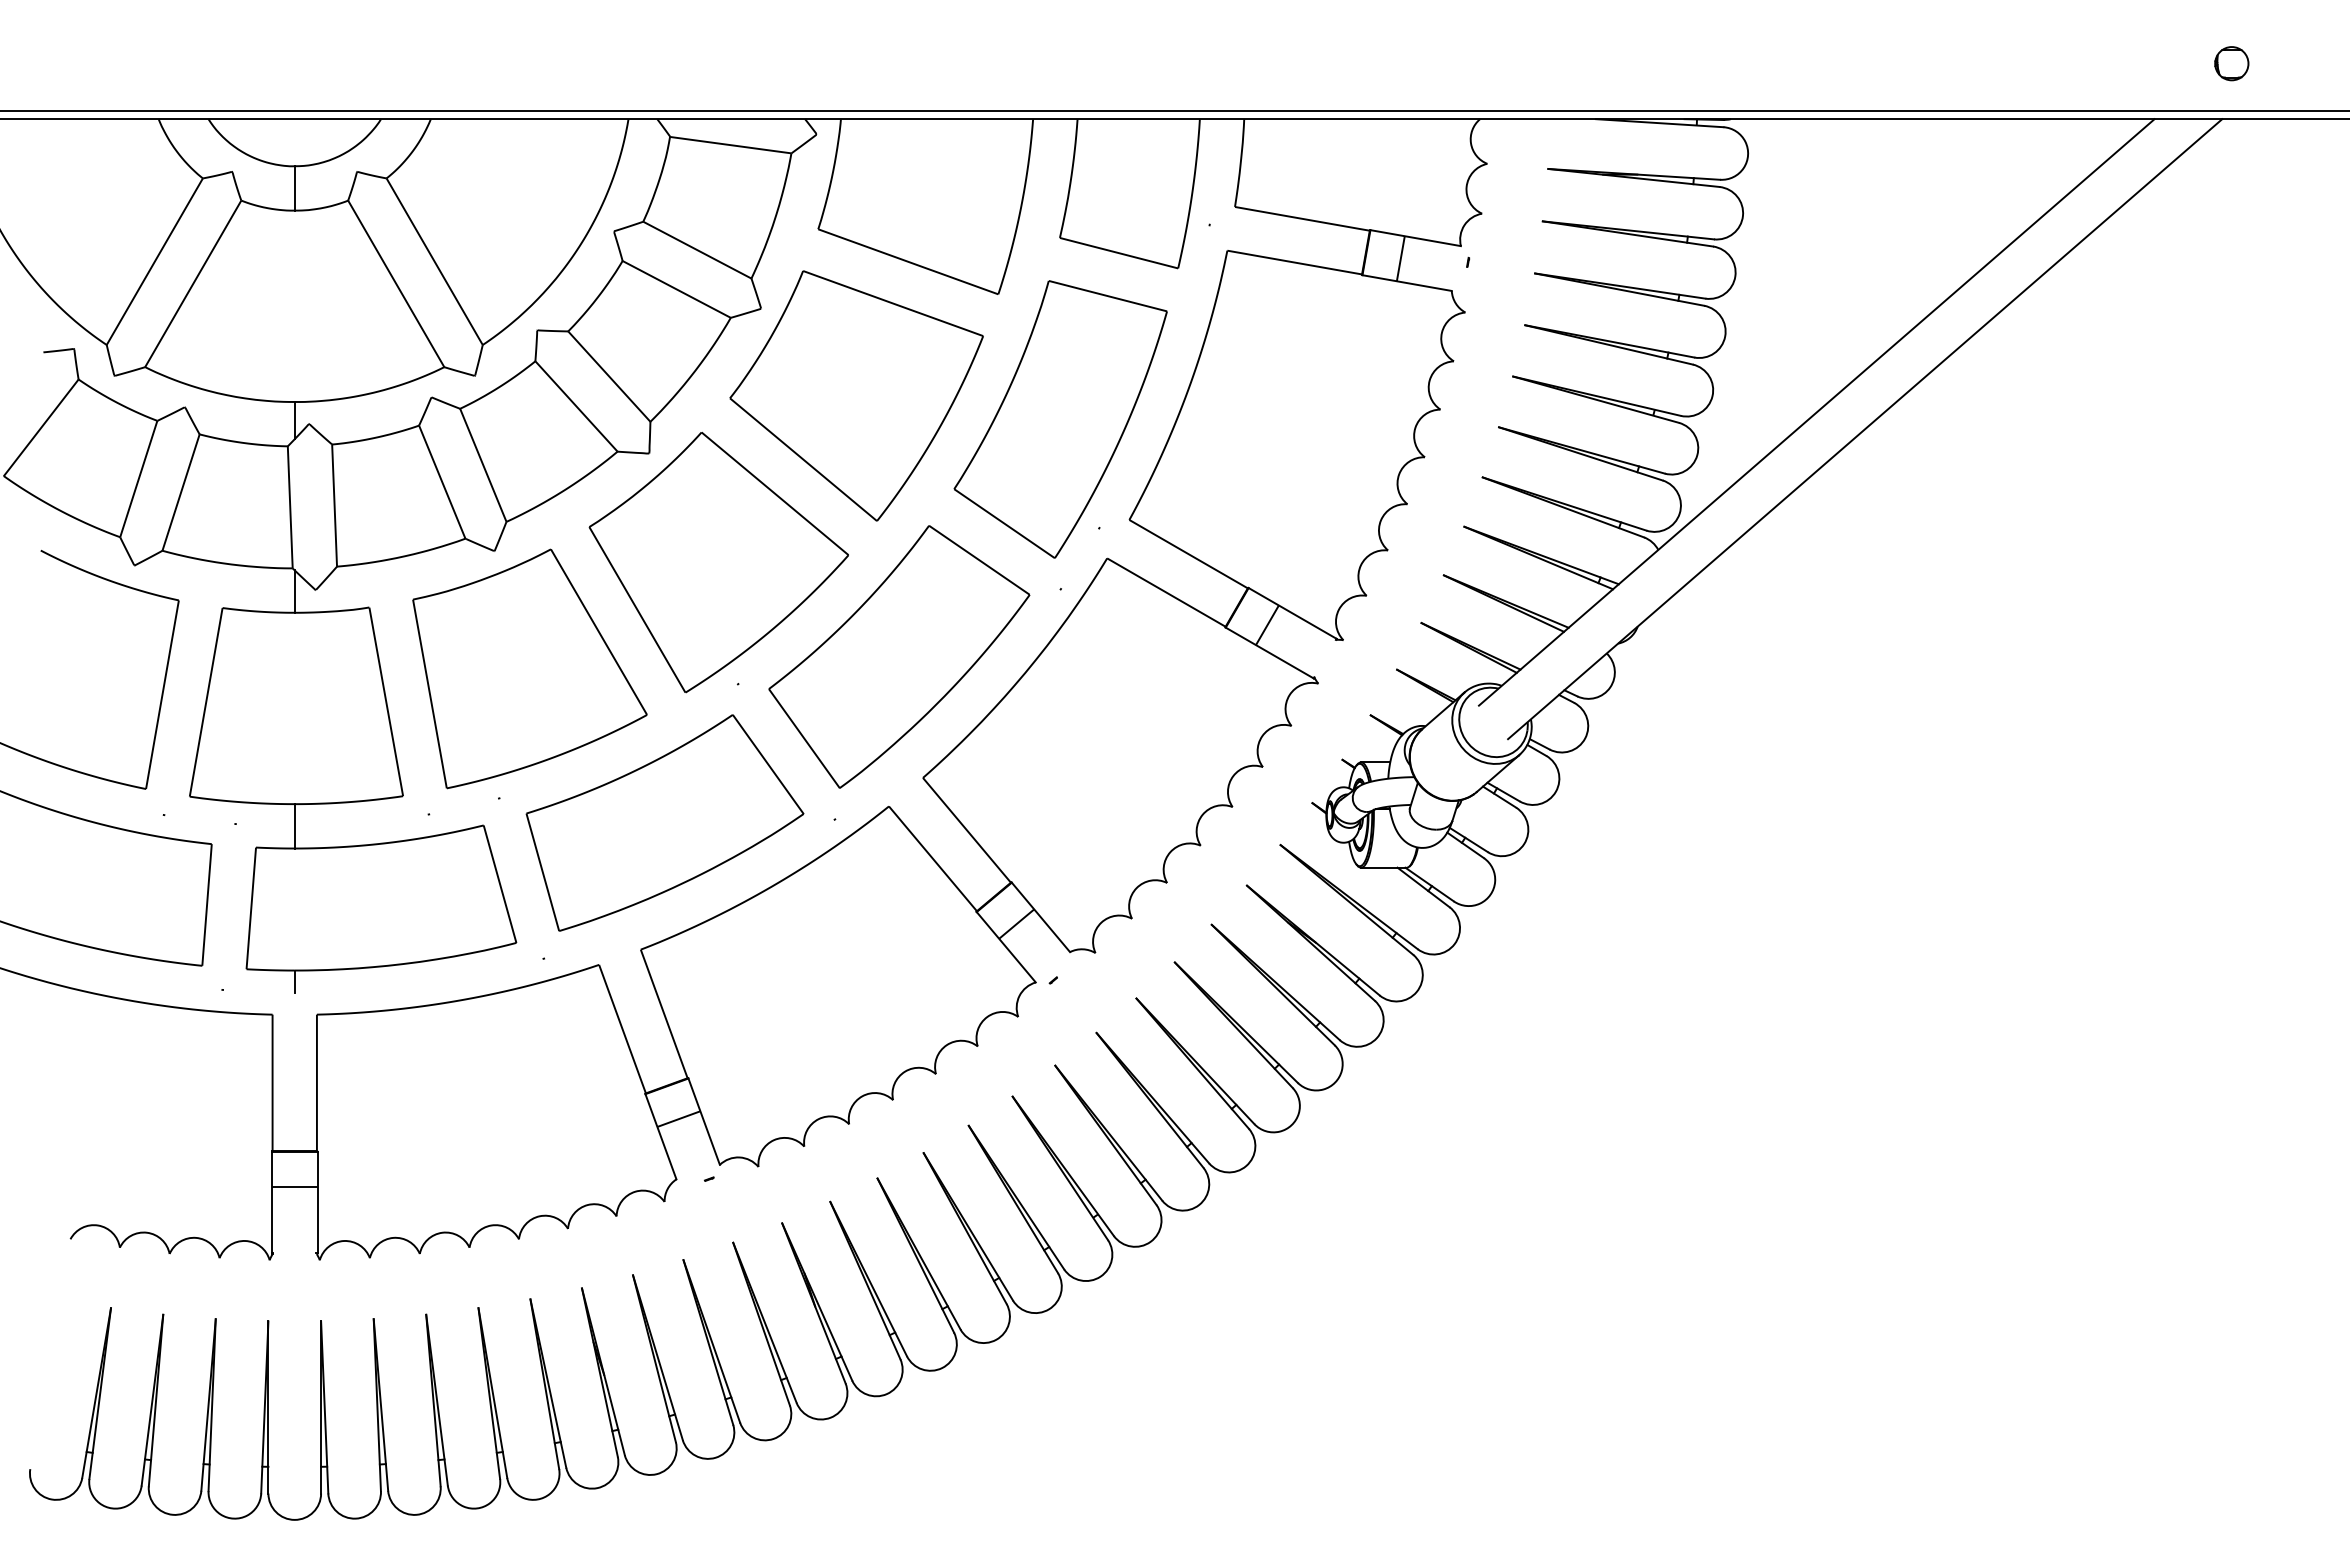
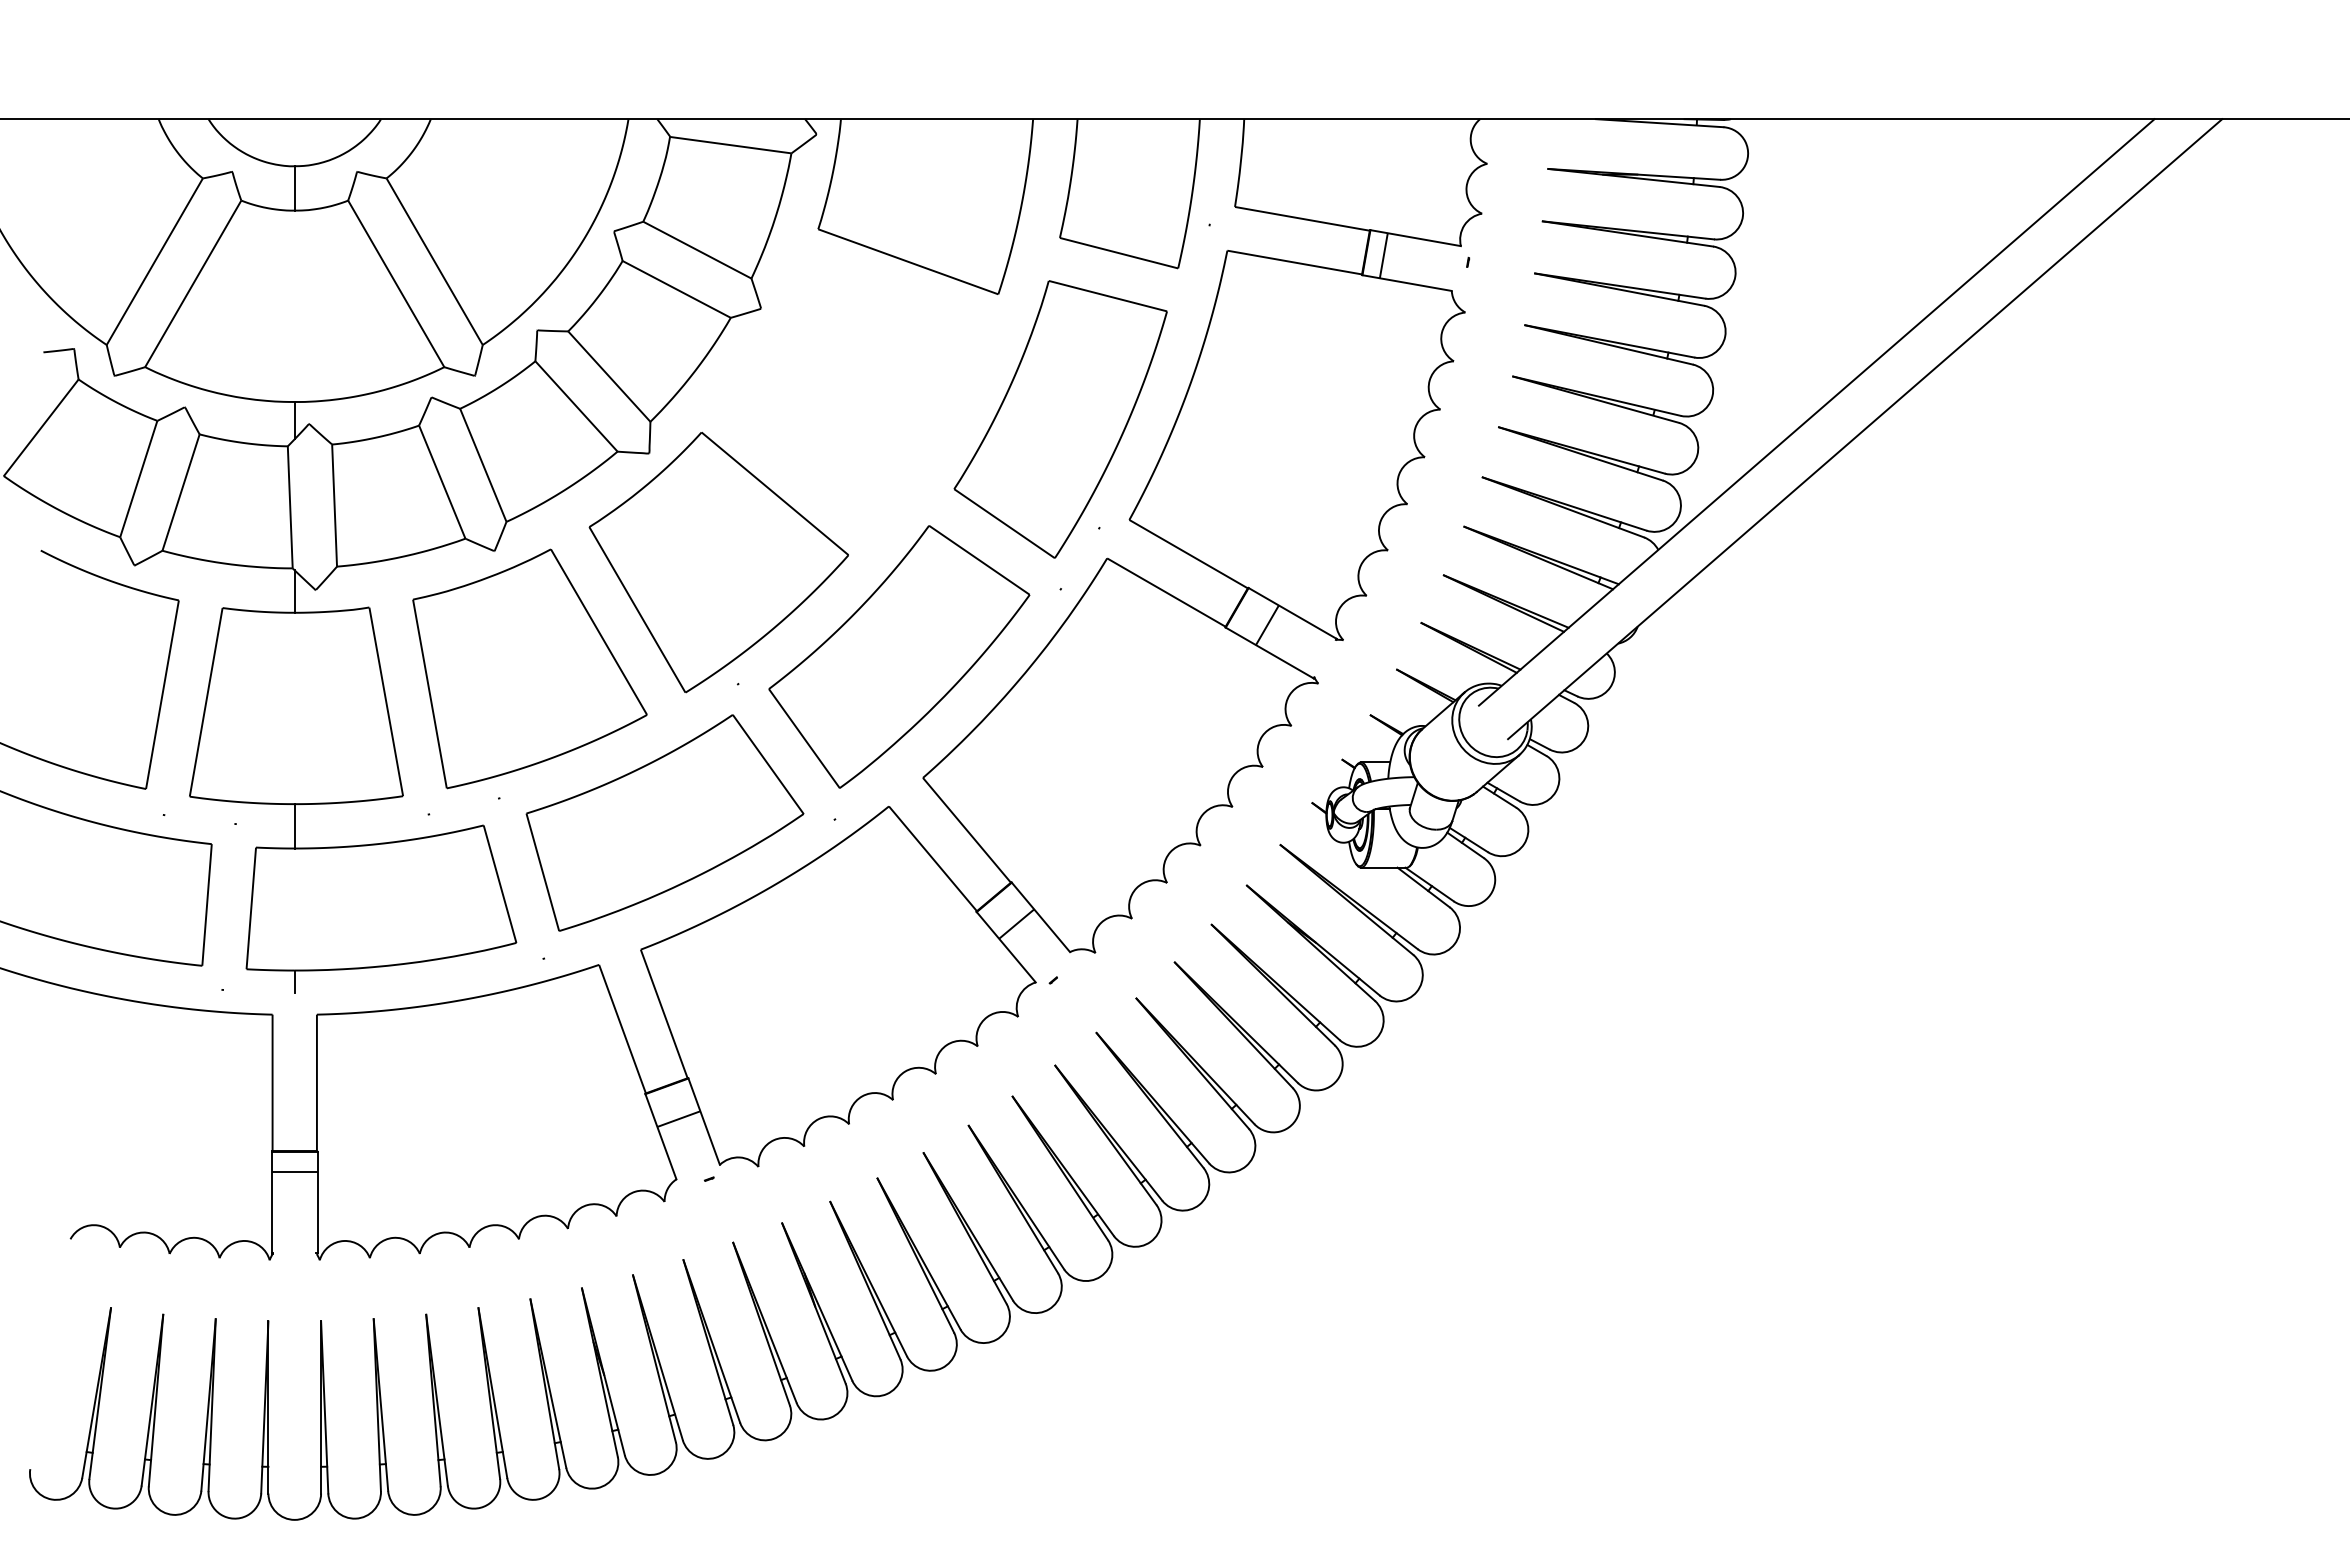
part: present -> none (2231, 63)
line: present -> none (1174, 110)
line position: (1400, 258) -> (1383, 255) (1383, 255)
part: present -> none (856, 395)
line position: (294, 1186) -> (294, 1171) (294, 1171)
